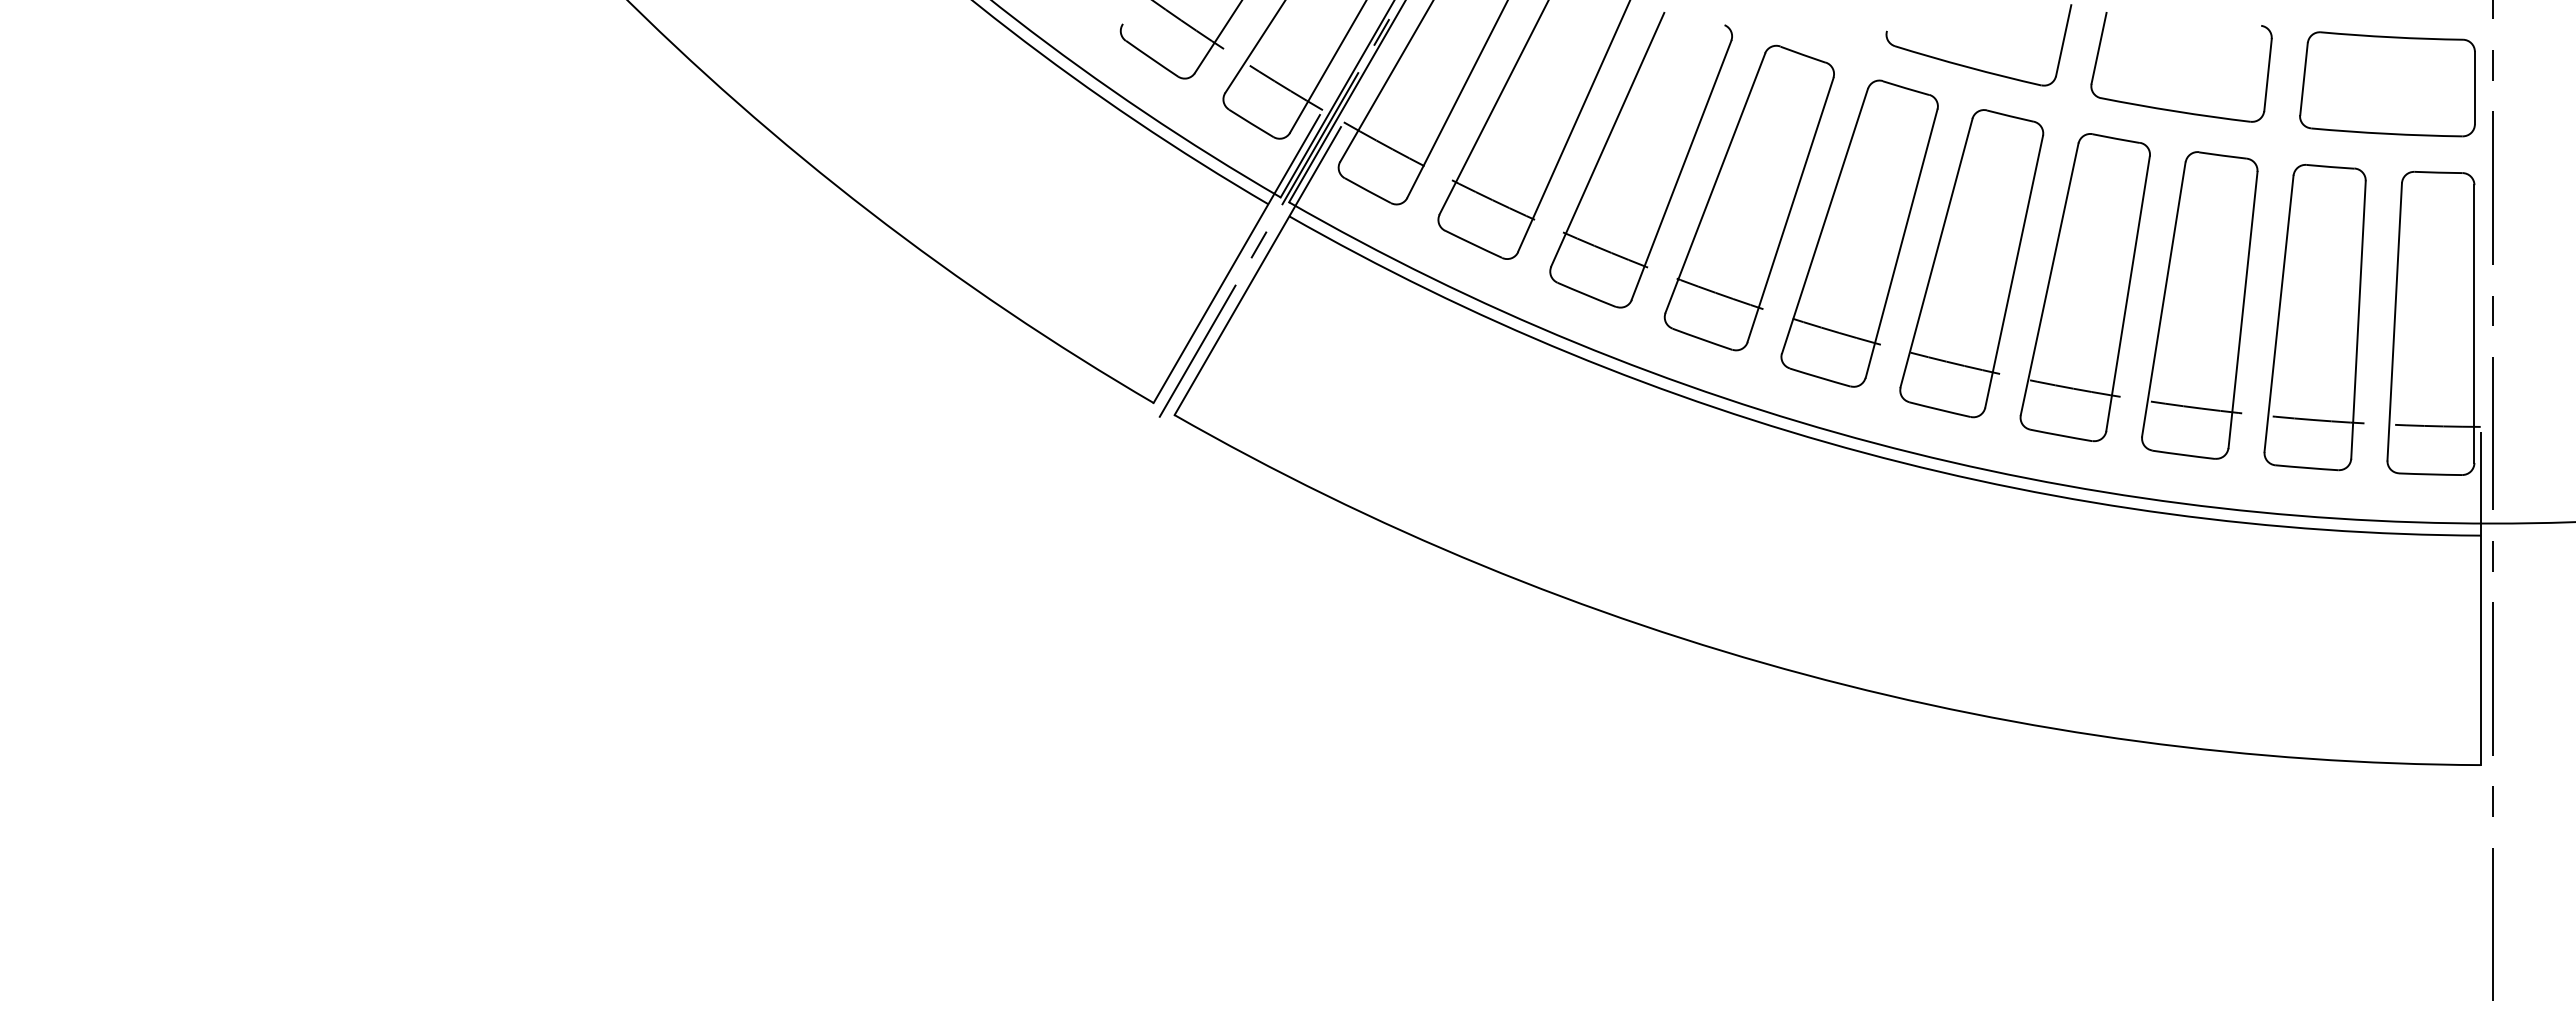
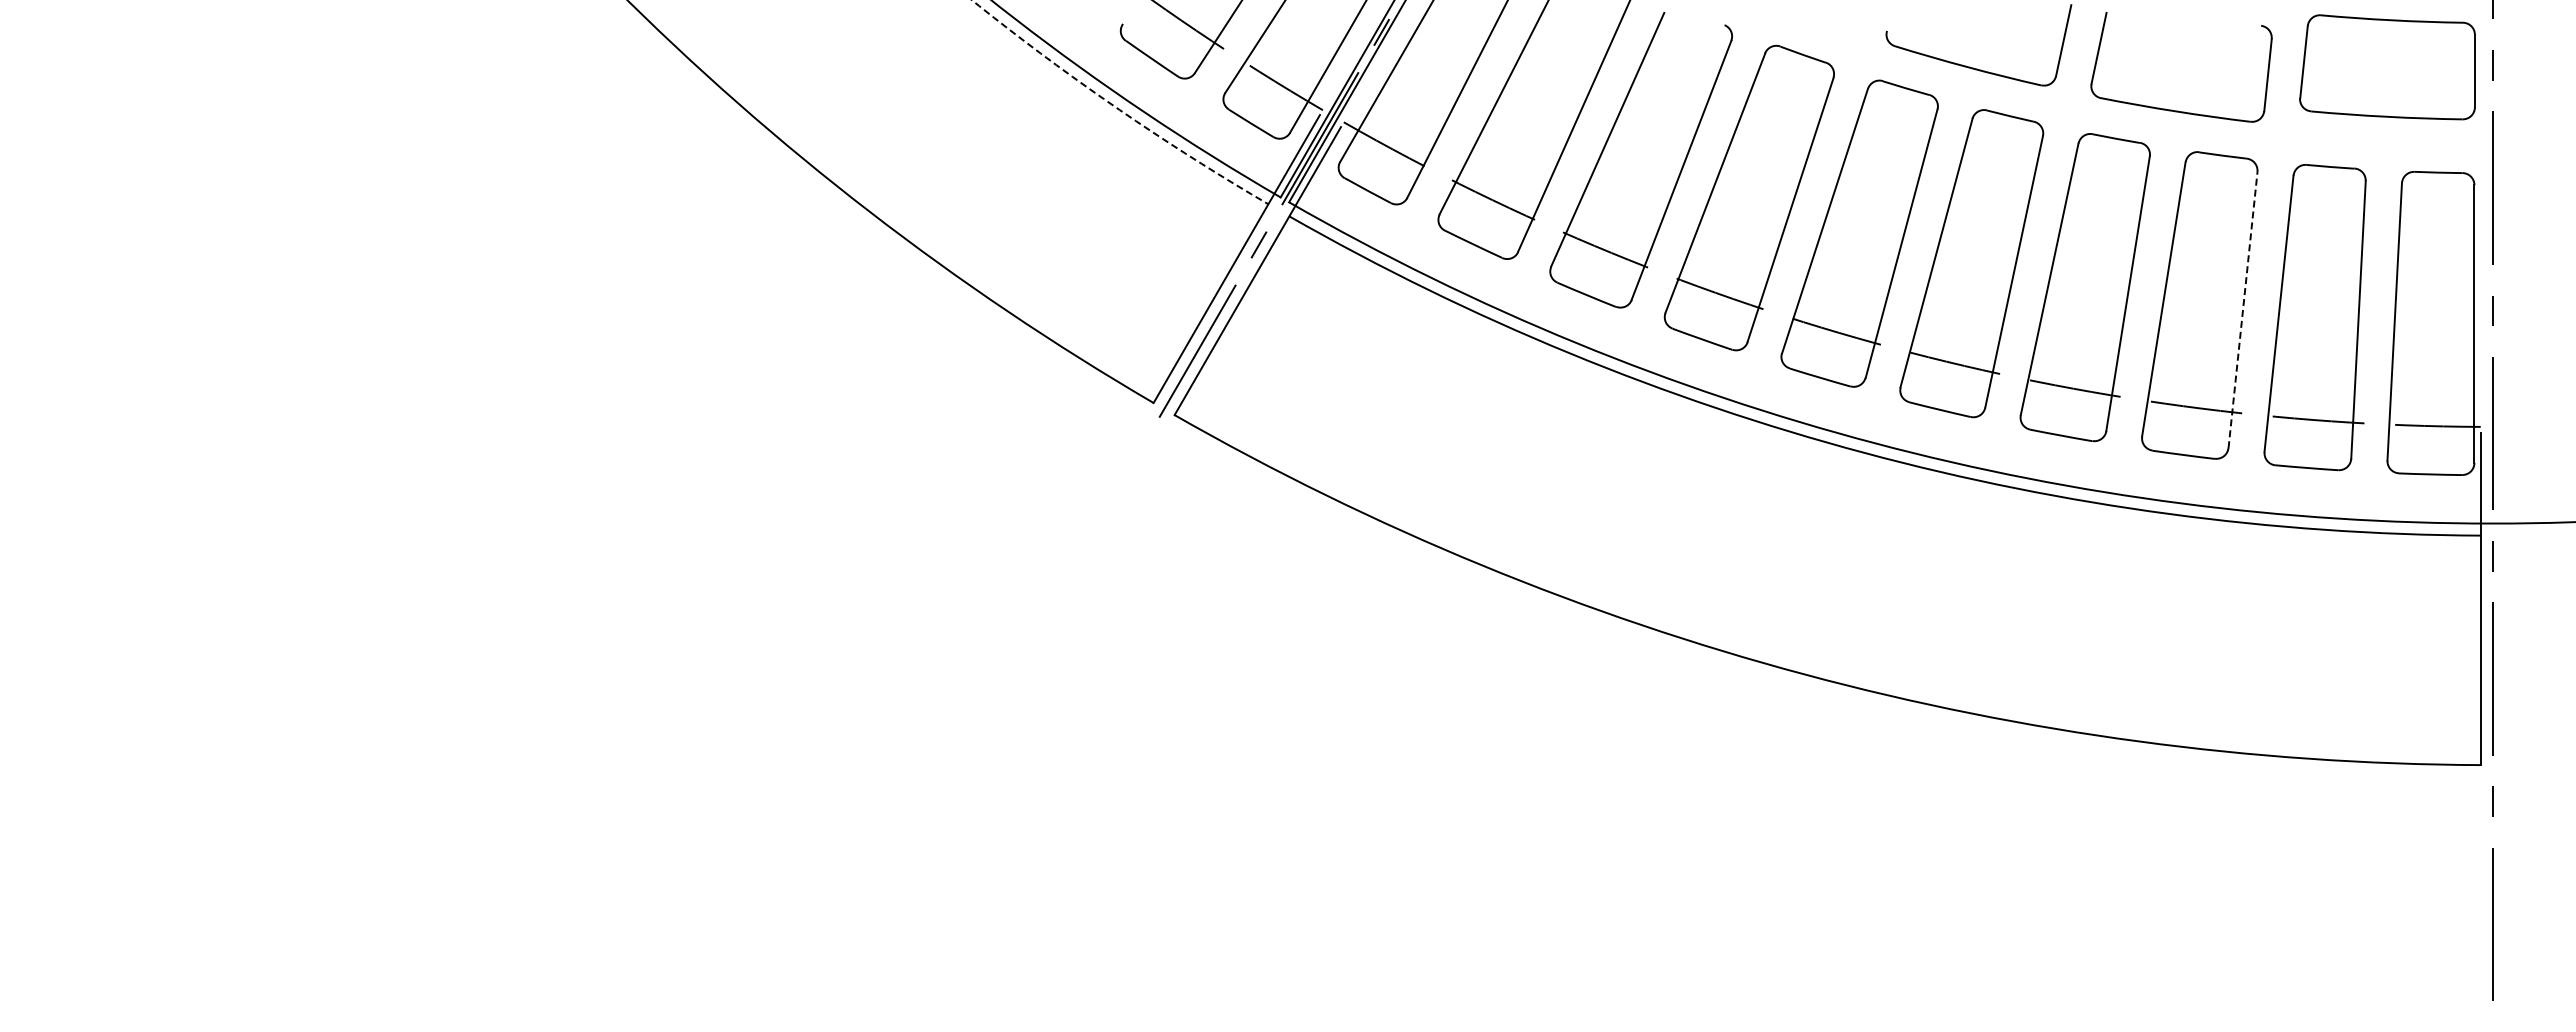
part position: (2387, 84) -> (2387, 67) (2387, 67)
arc: solid -> dashed (1117, 108)
line: solid -> dashed (2243, 310)
